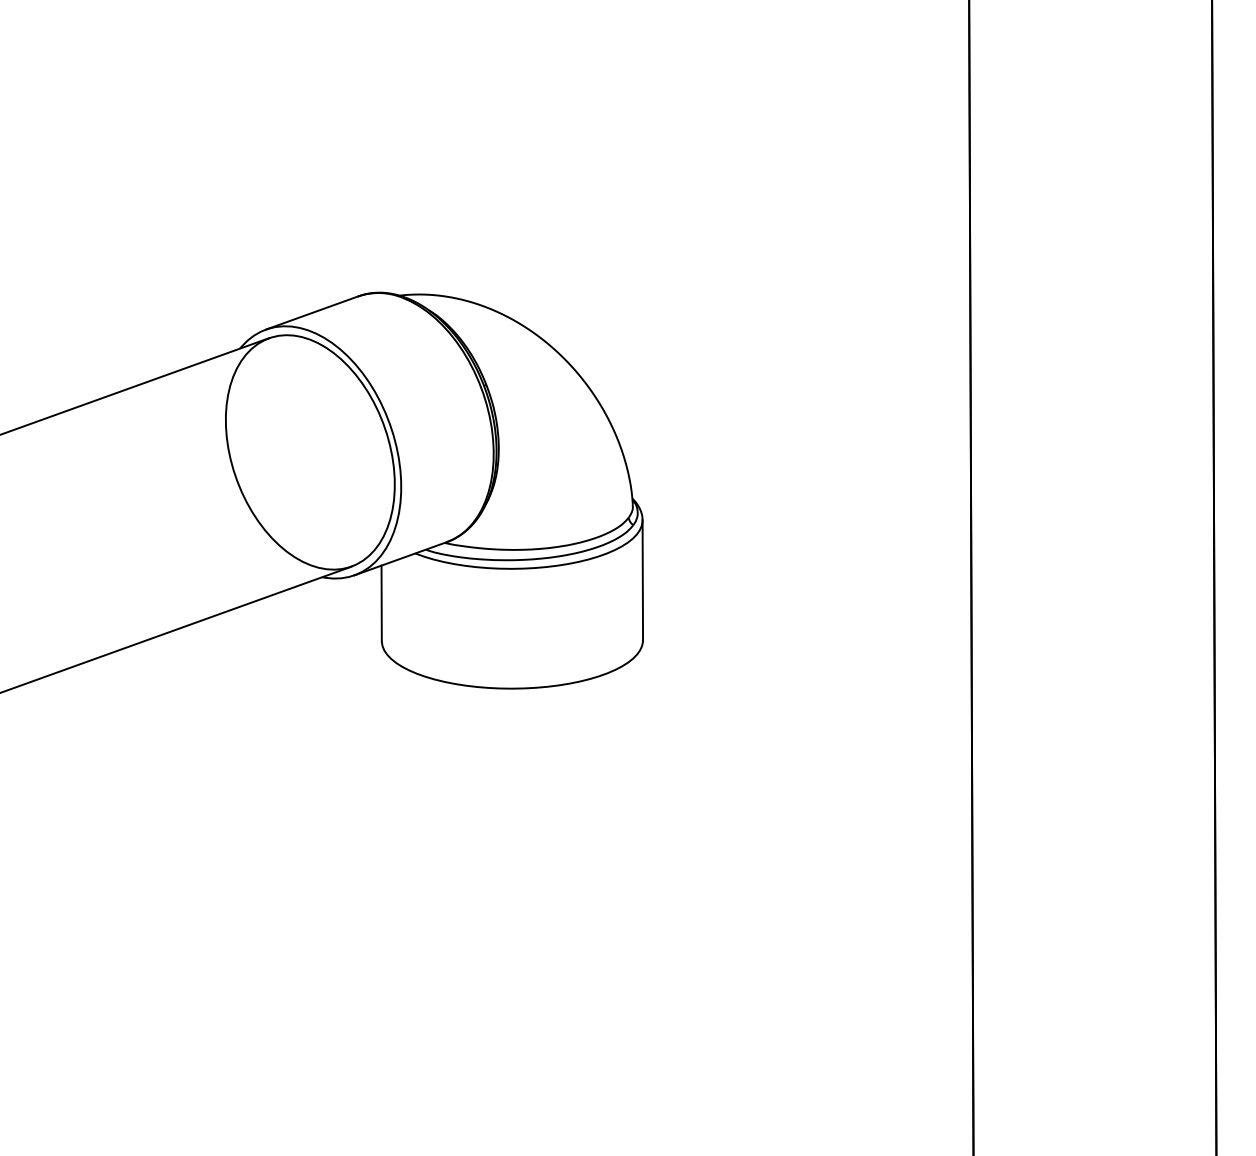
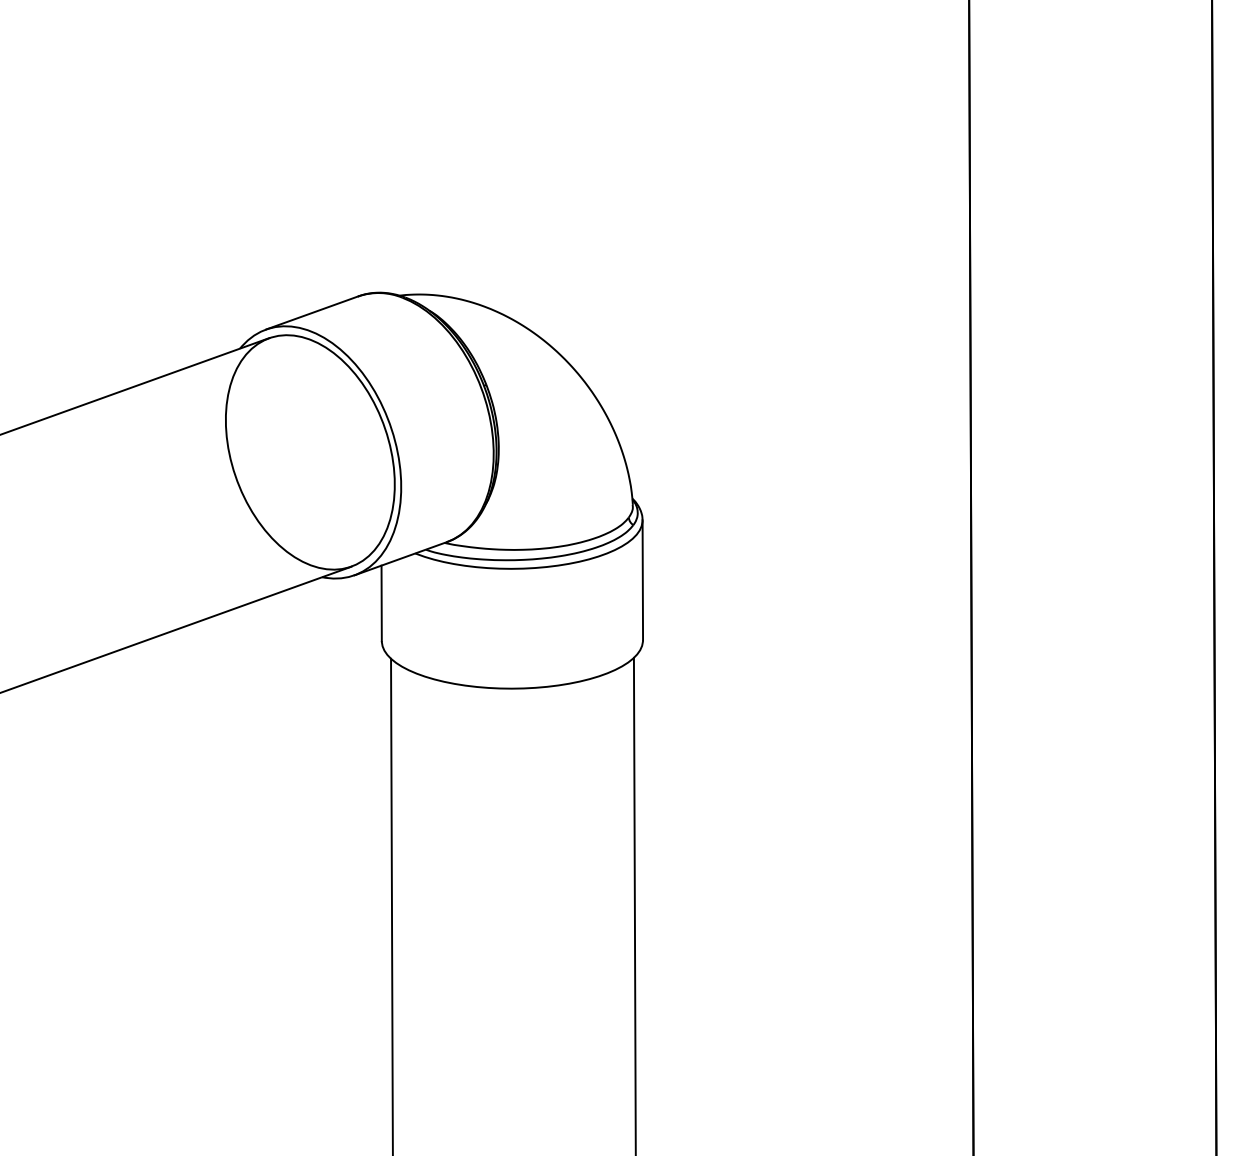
line: none -> present (634, 904)
line: none -> present (391, 905)
